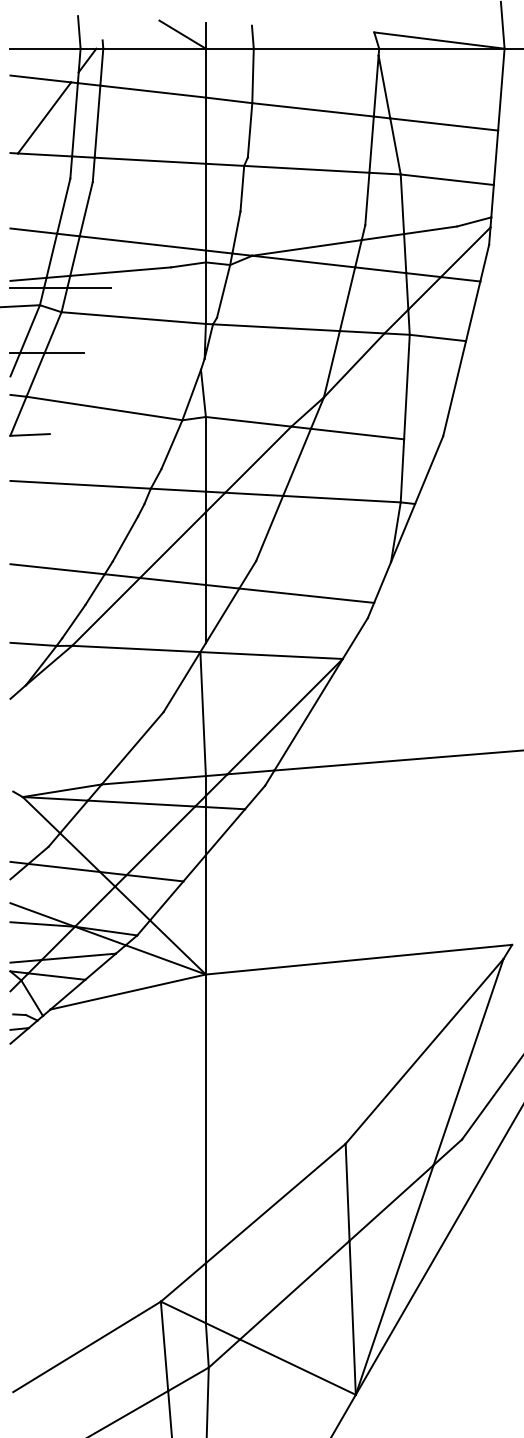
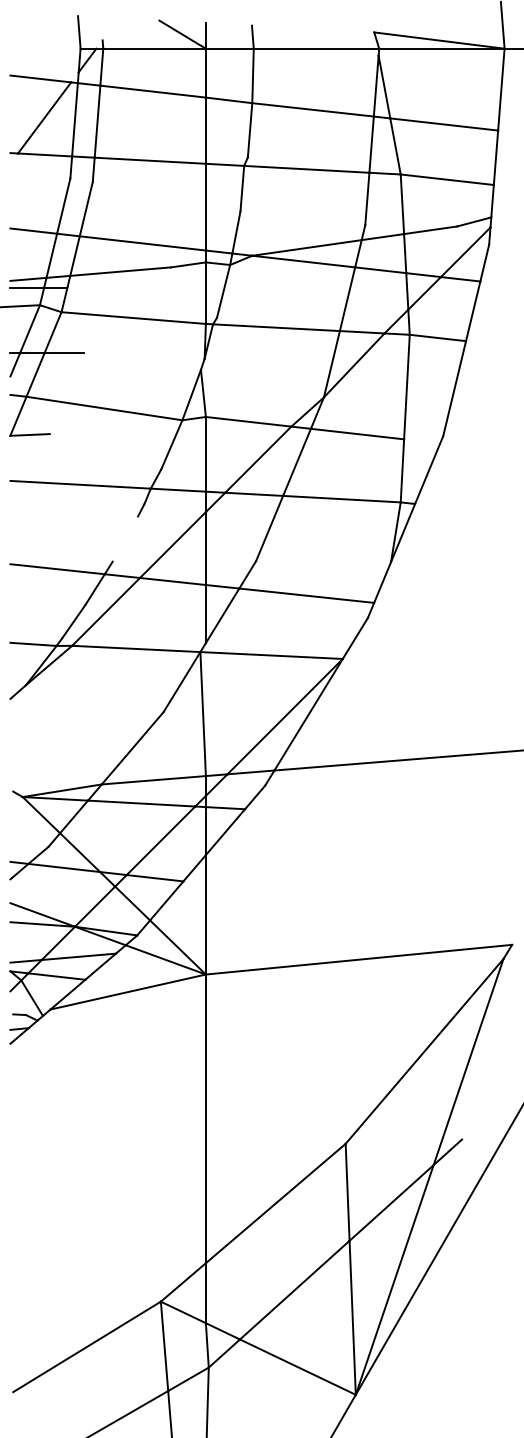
line: present -> none (45, 48)
line: present -> none (89, 287)
line: present -> none (125, 538)
line: present -> none (491, 1098)
